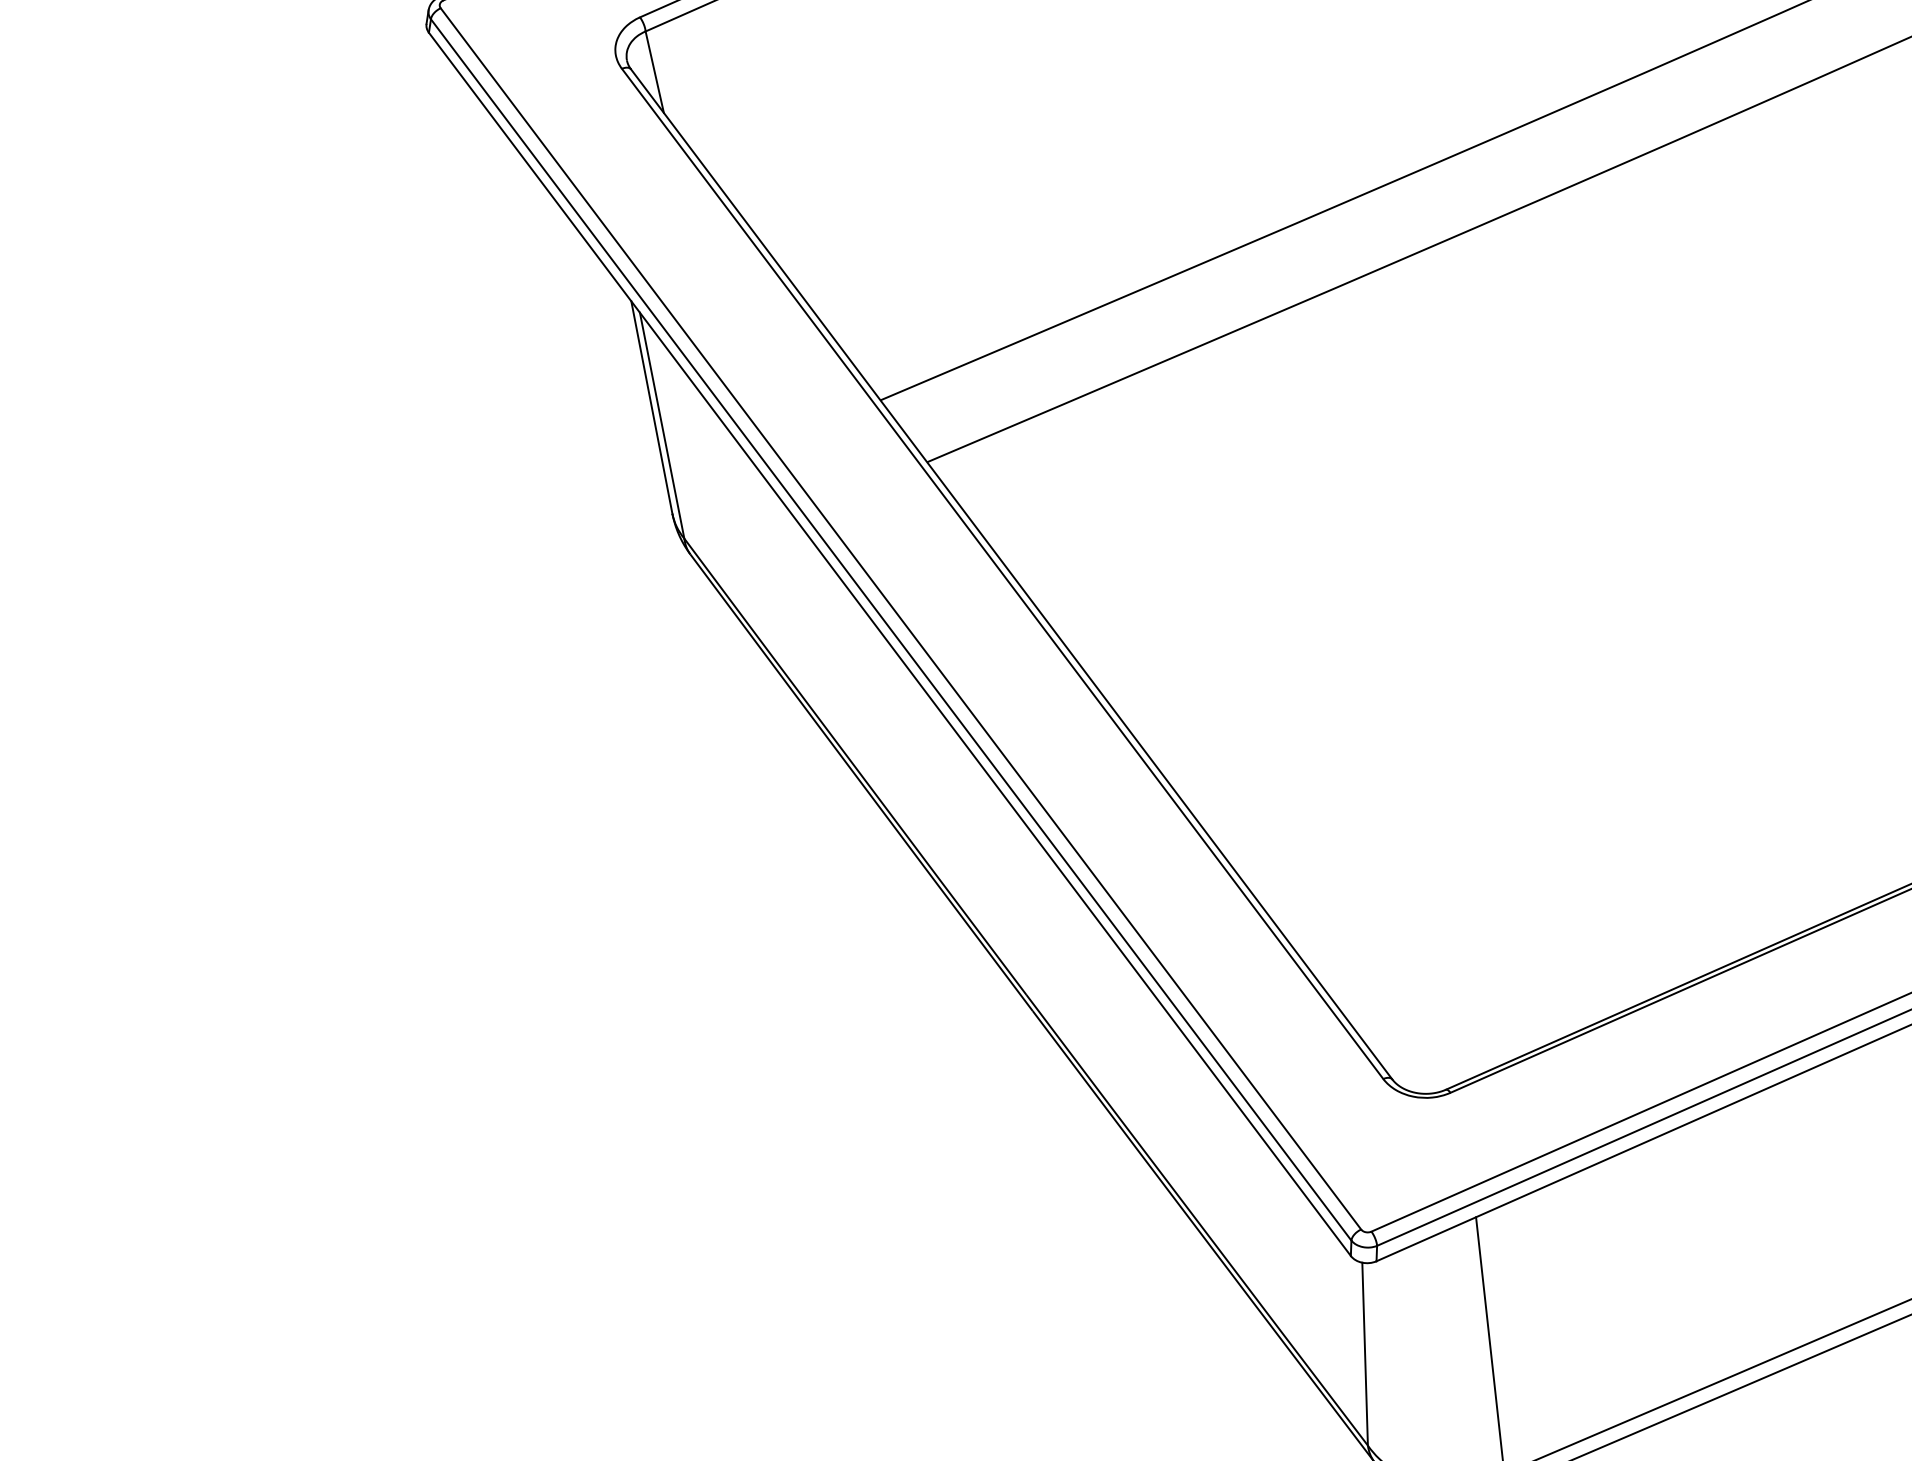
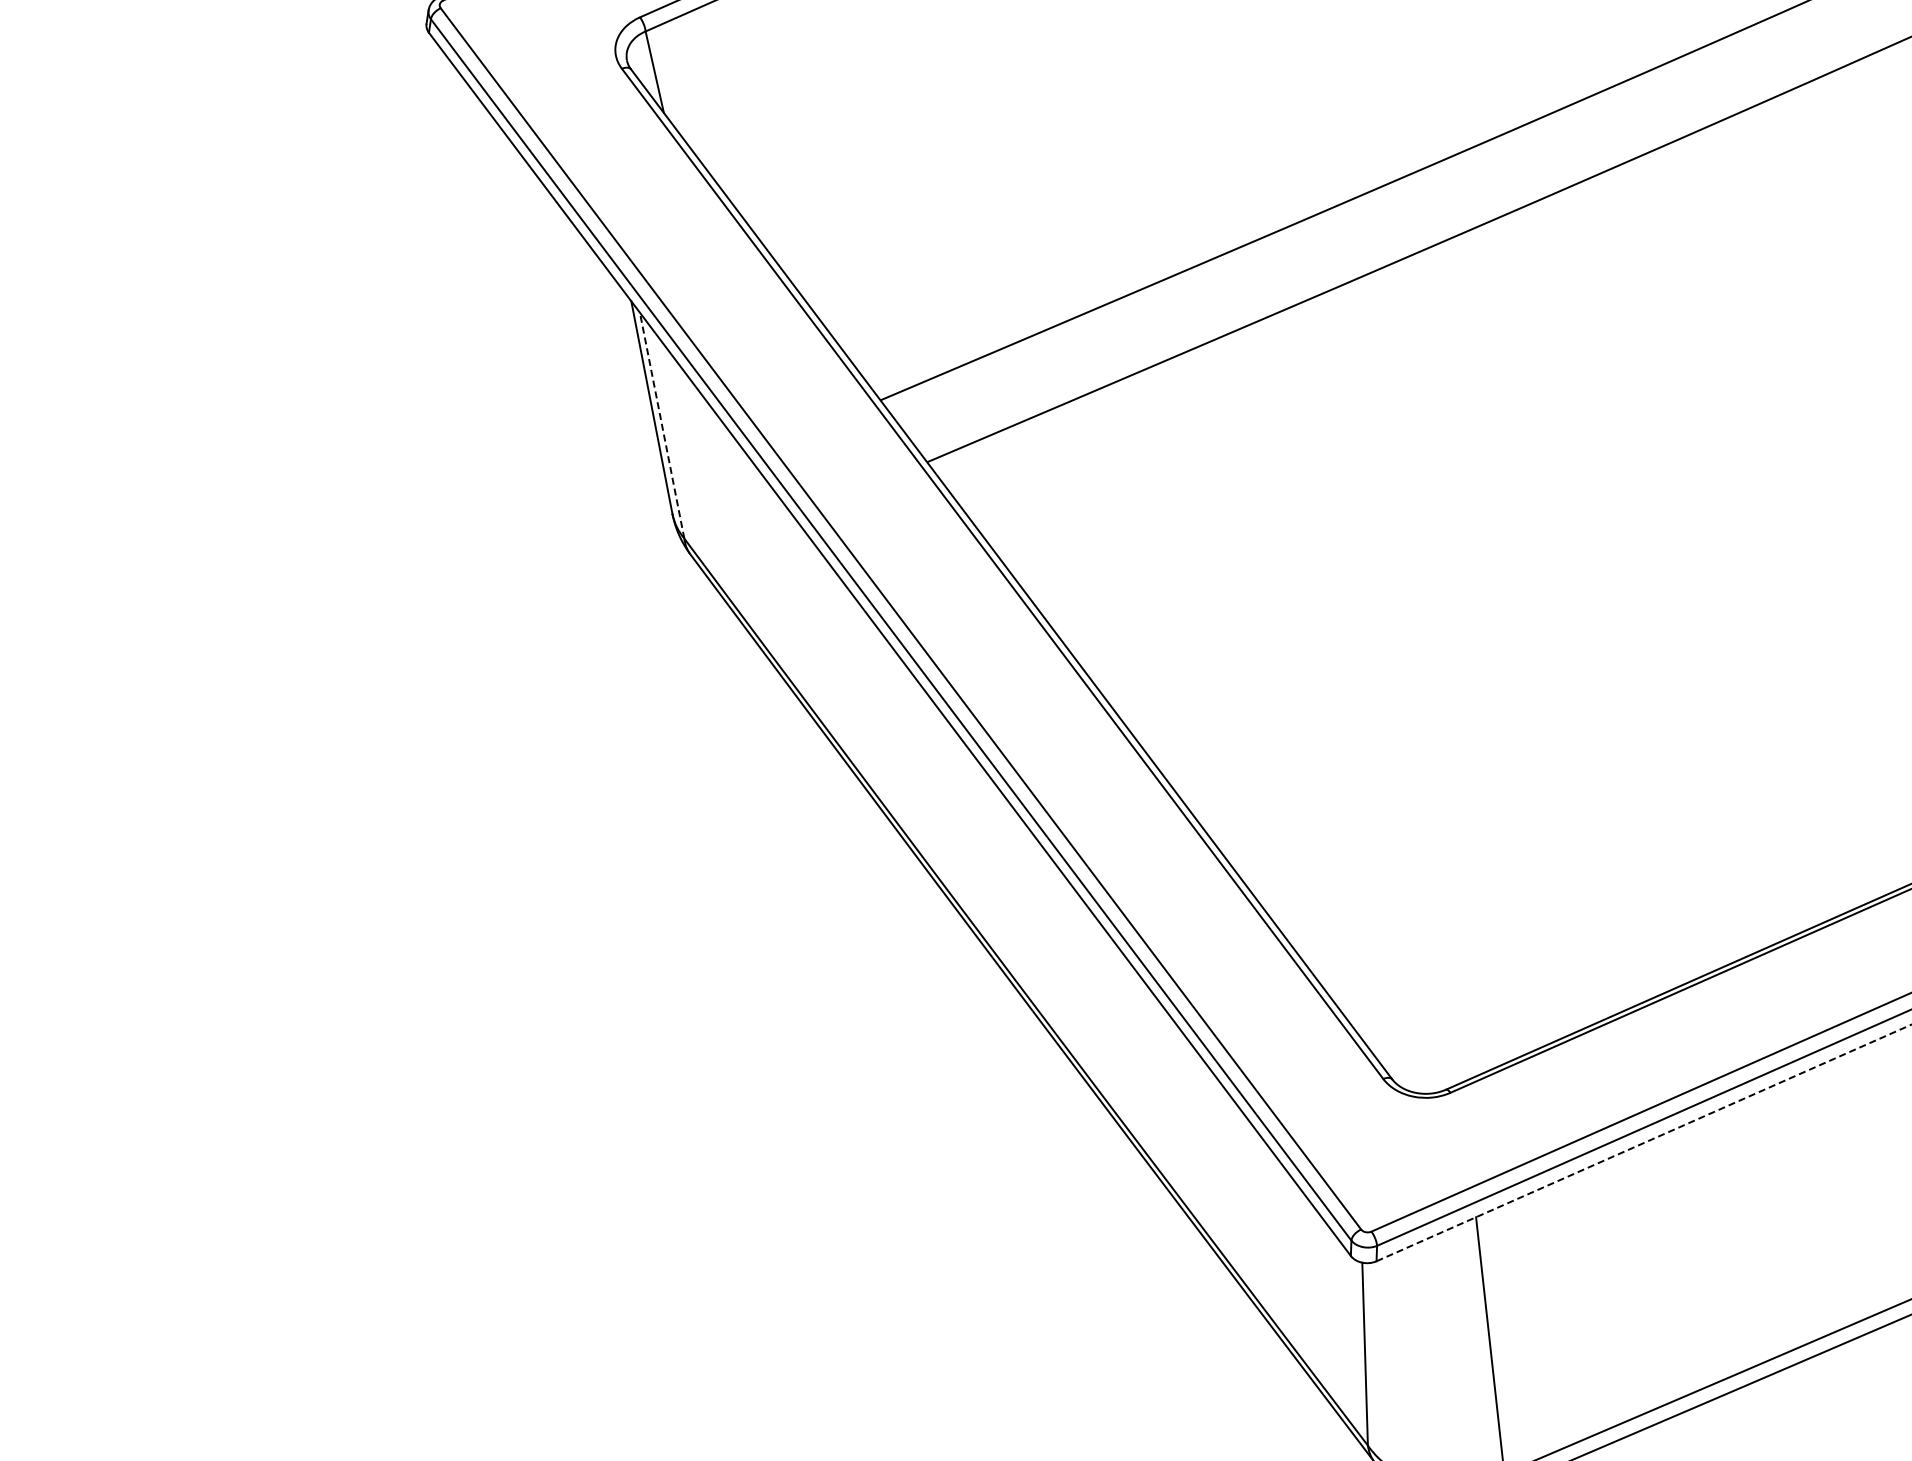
line: solid -> dashed (662, 425)
line: solid -> dashed (1644, 1142)
